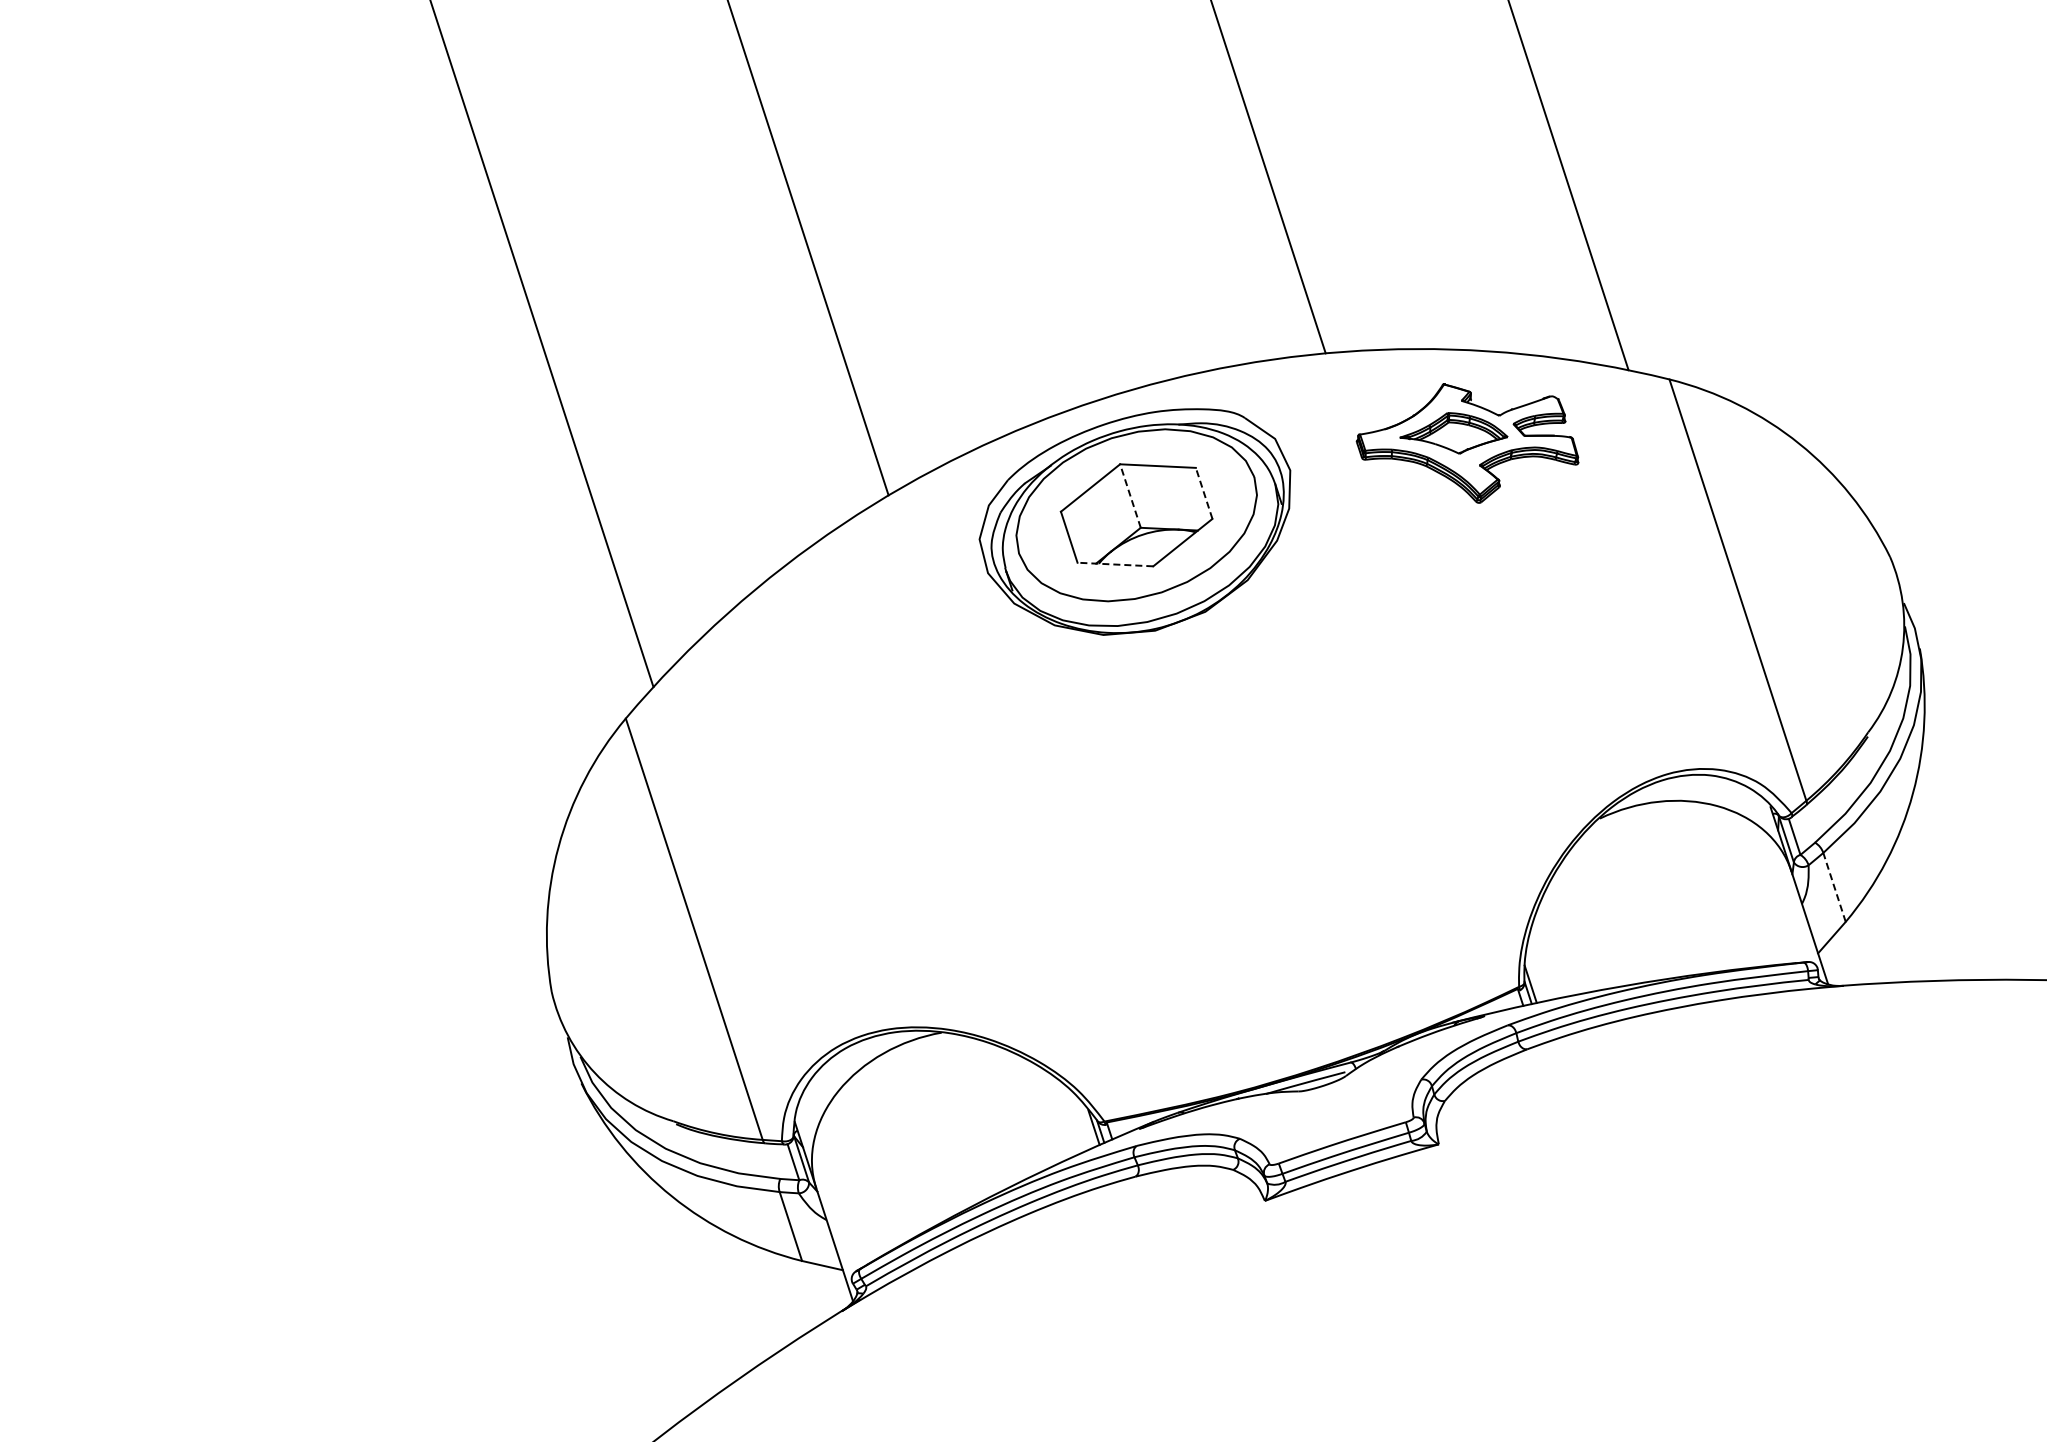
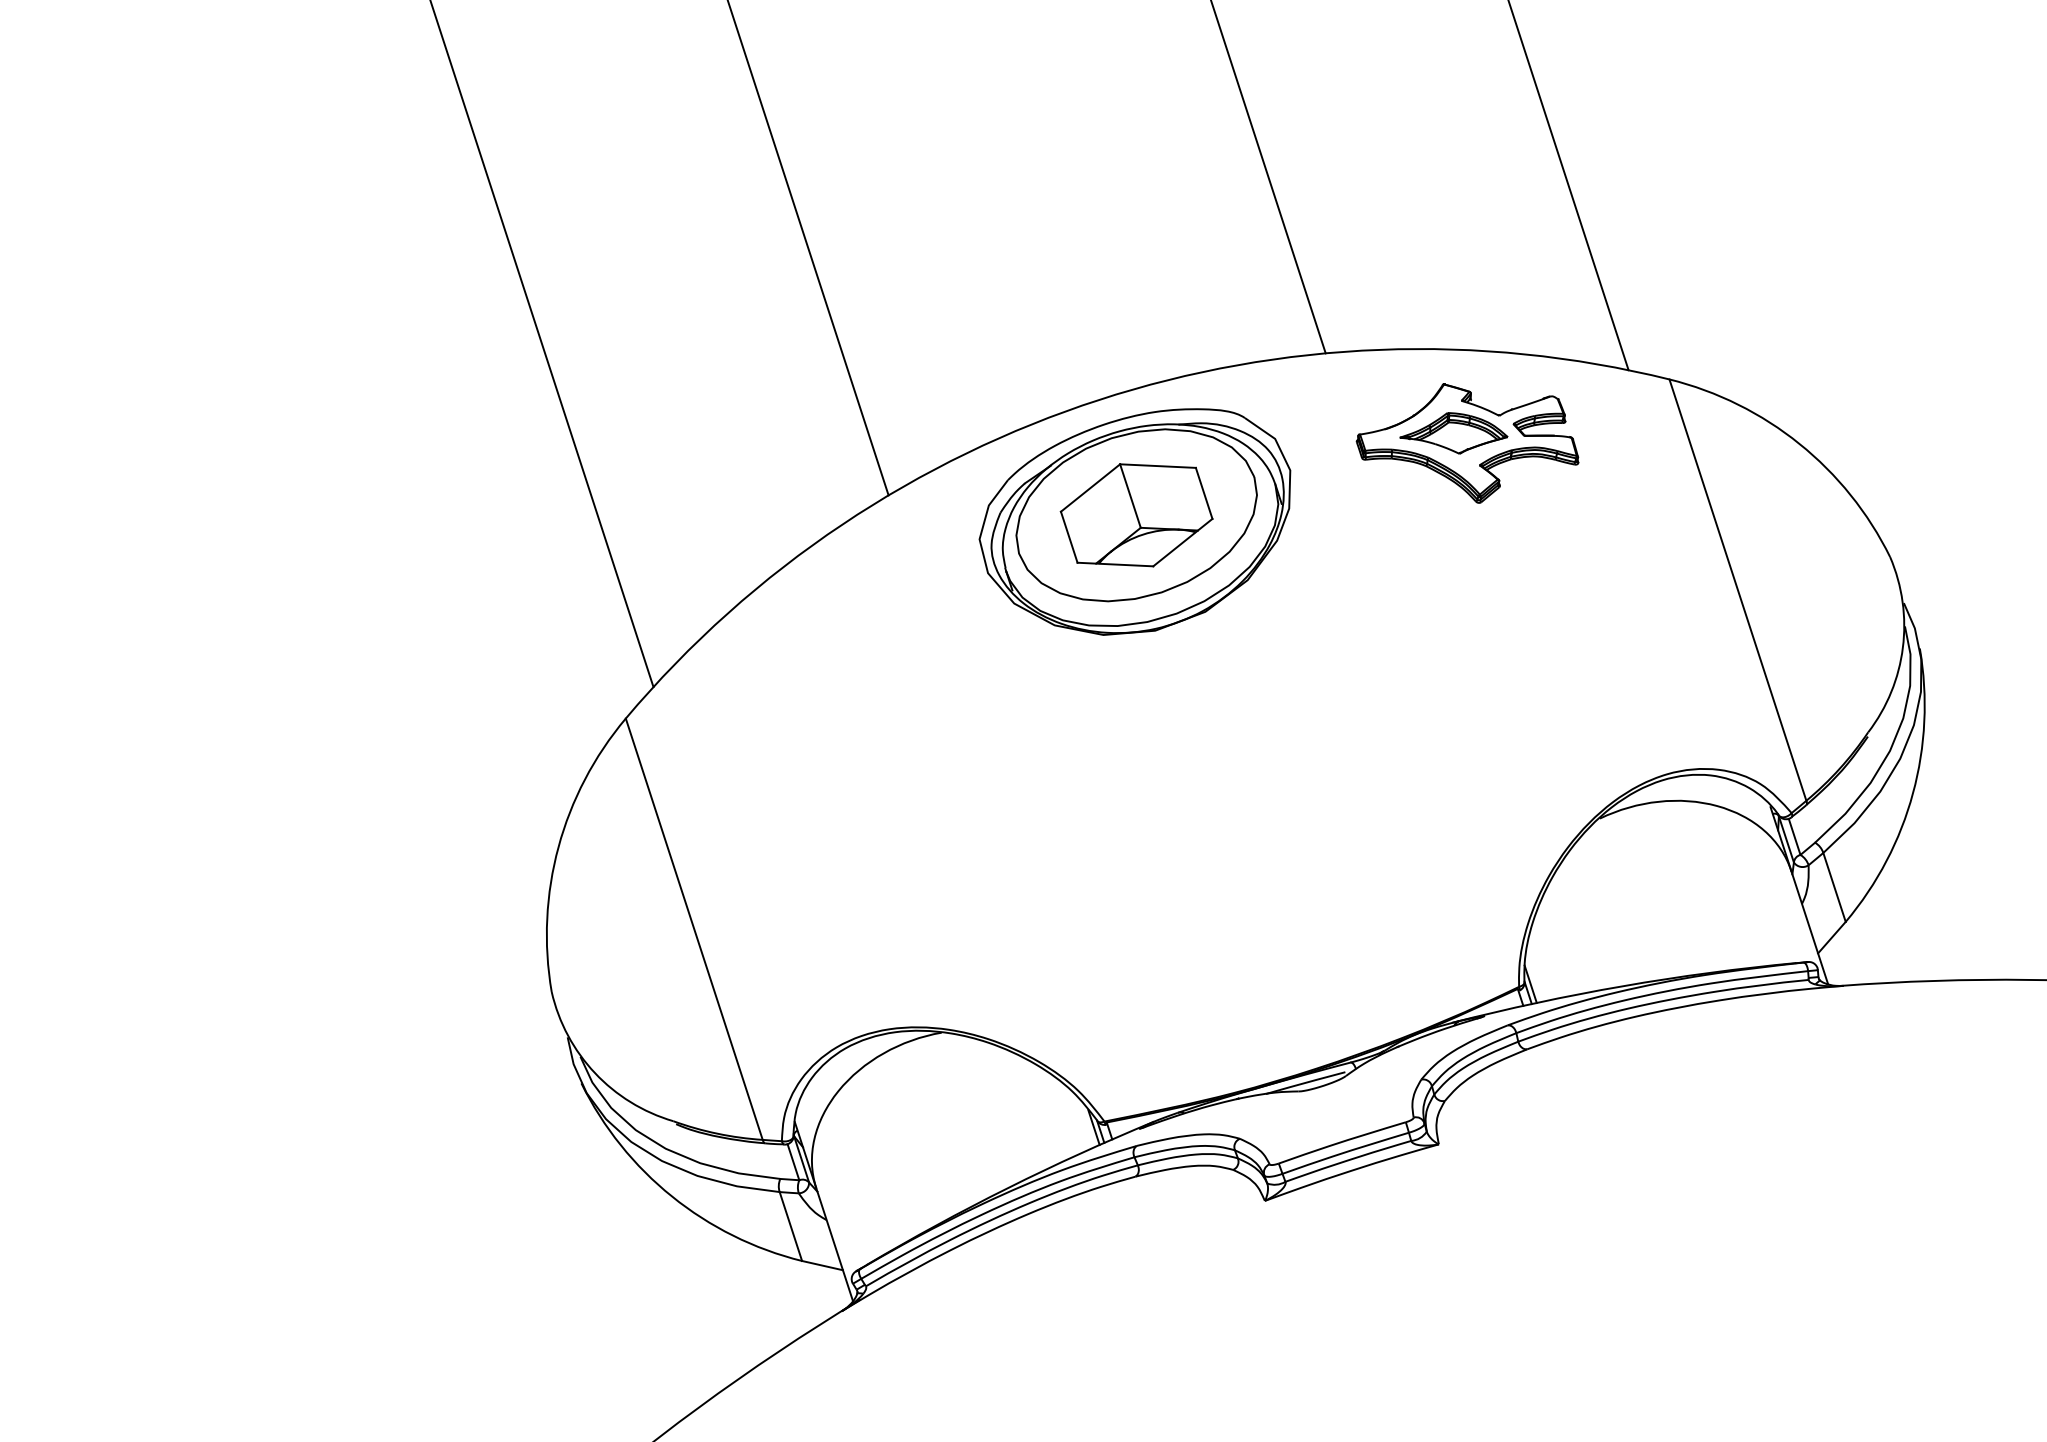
line: dashed -> solid (1204, 493)
line: dashed -> solid (1130, 495)
line: dashed -> solid (1115, 564)
line: dashed -> solid (1834, 886)
